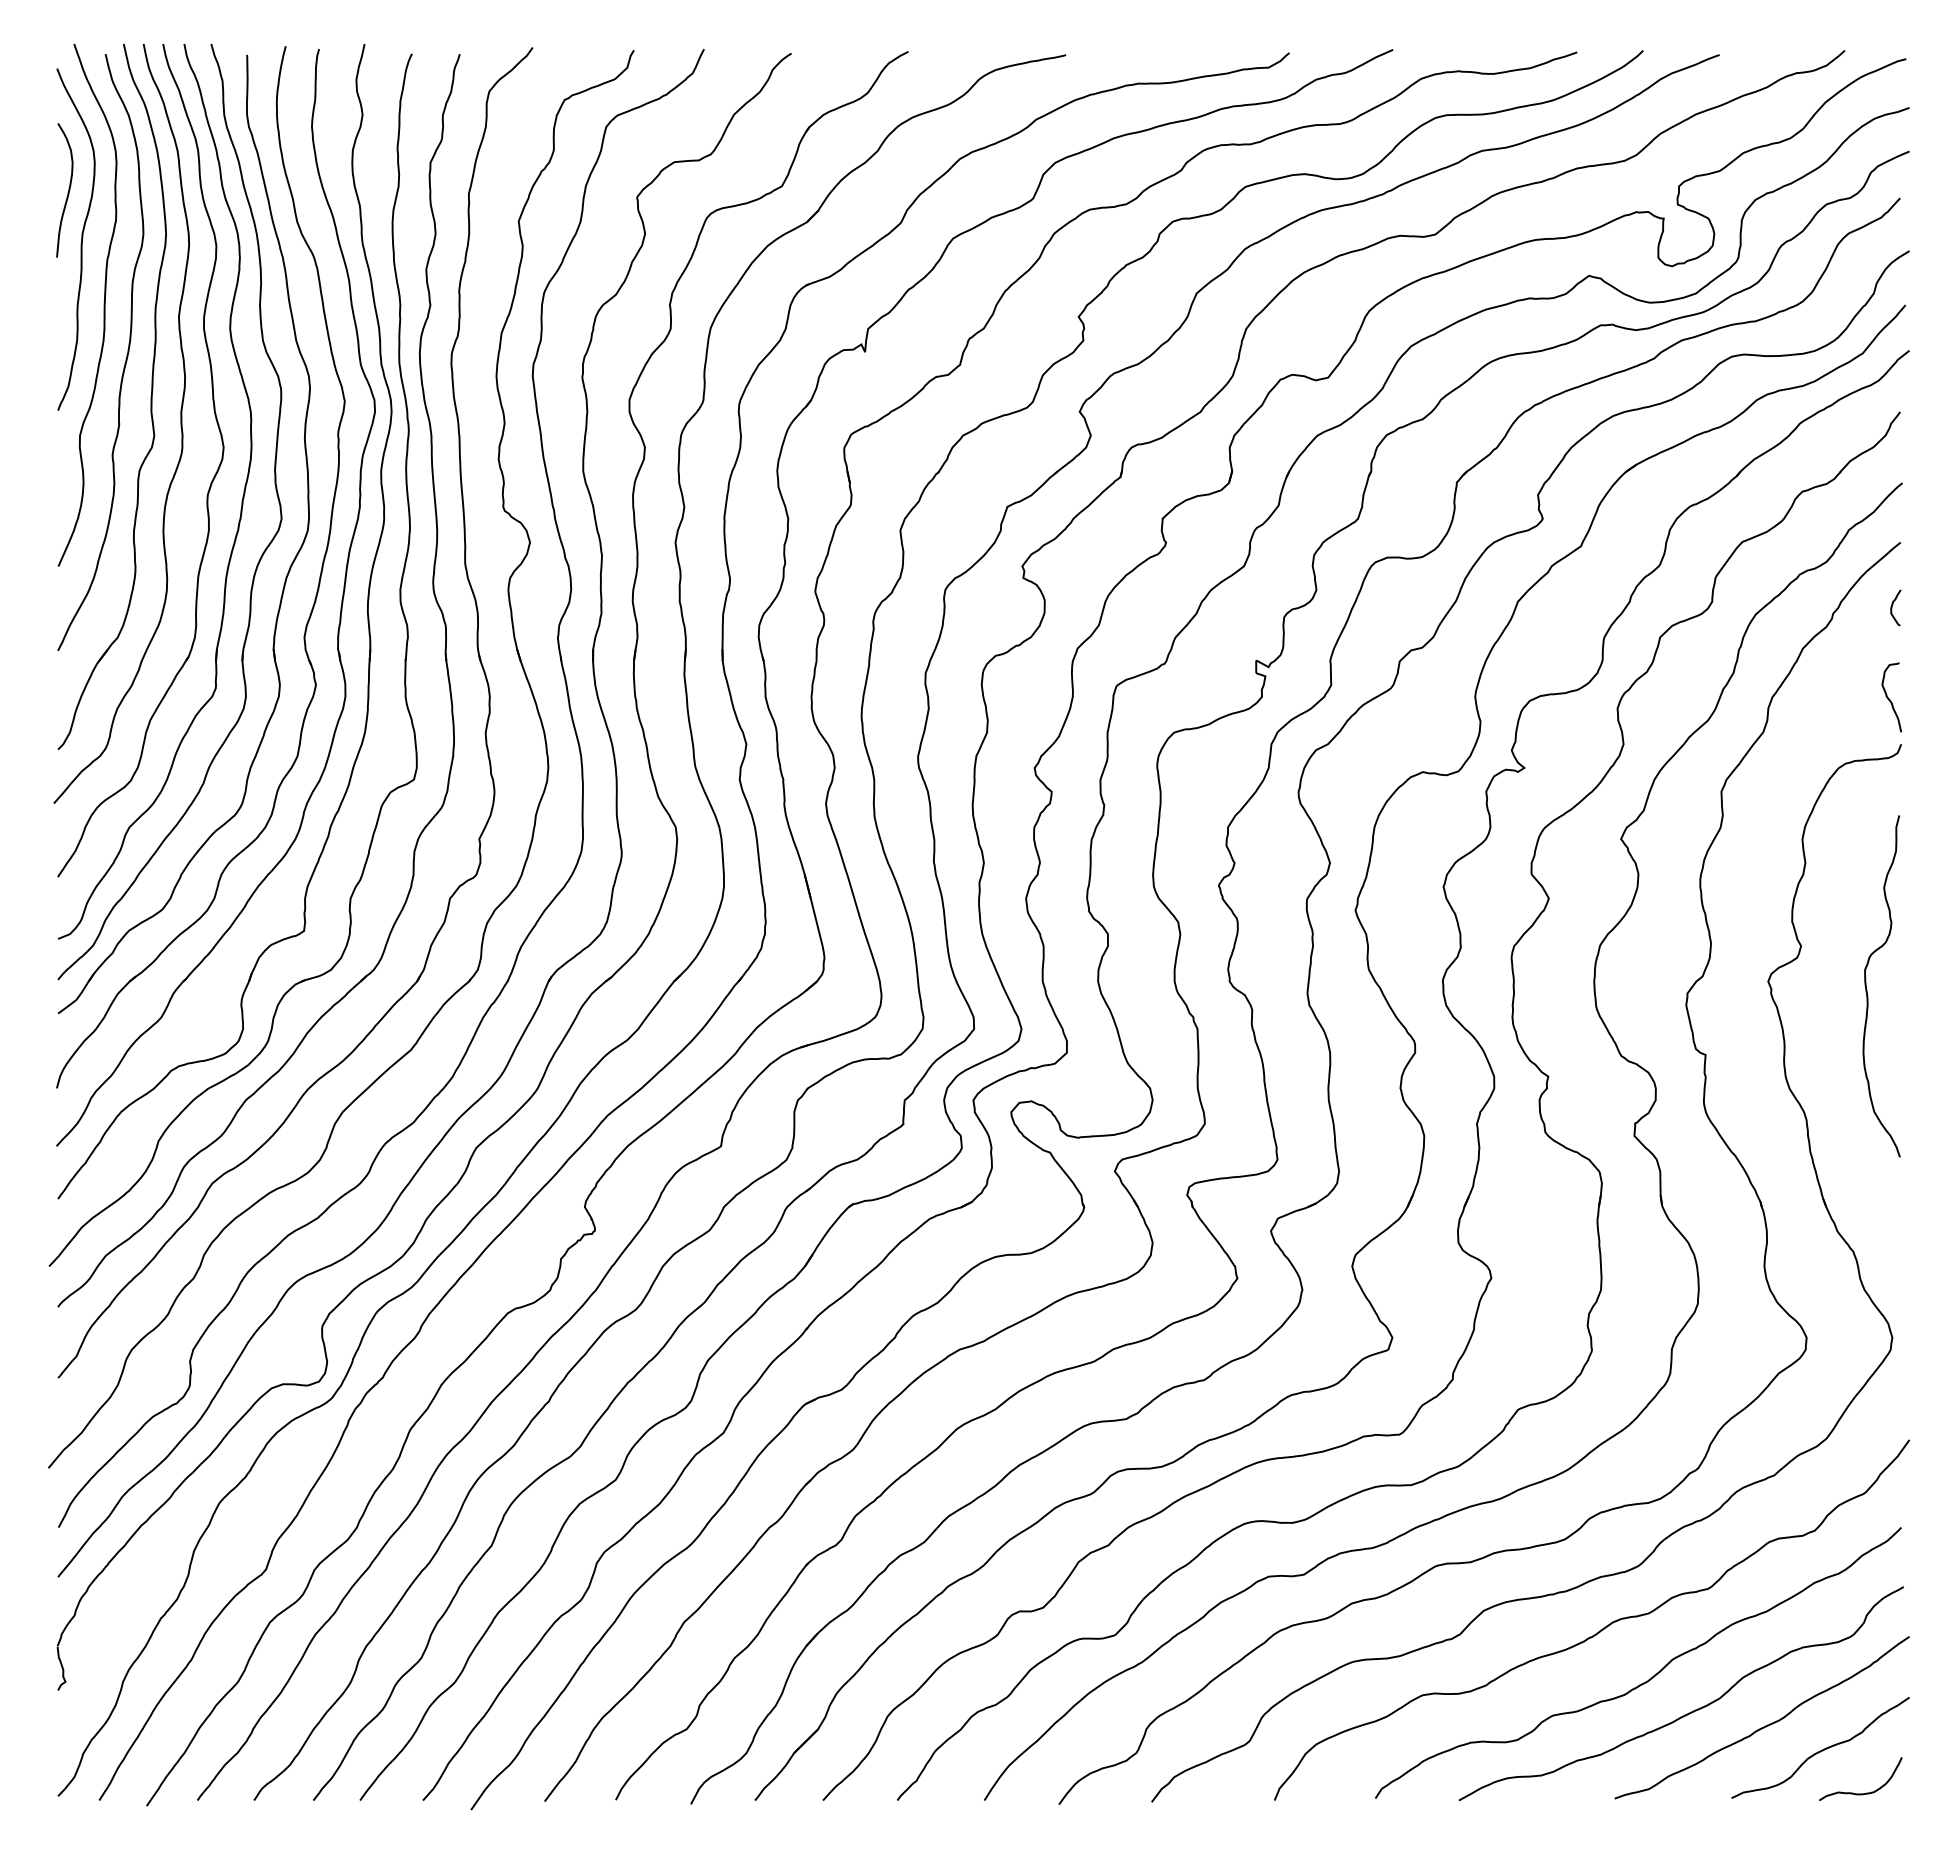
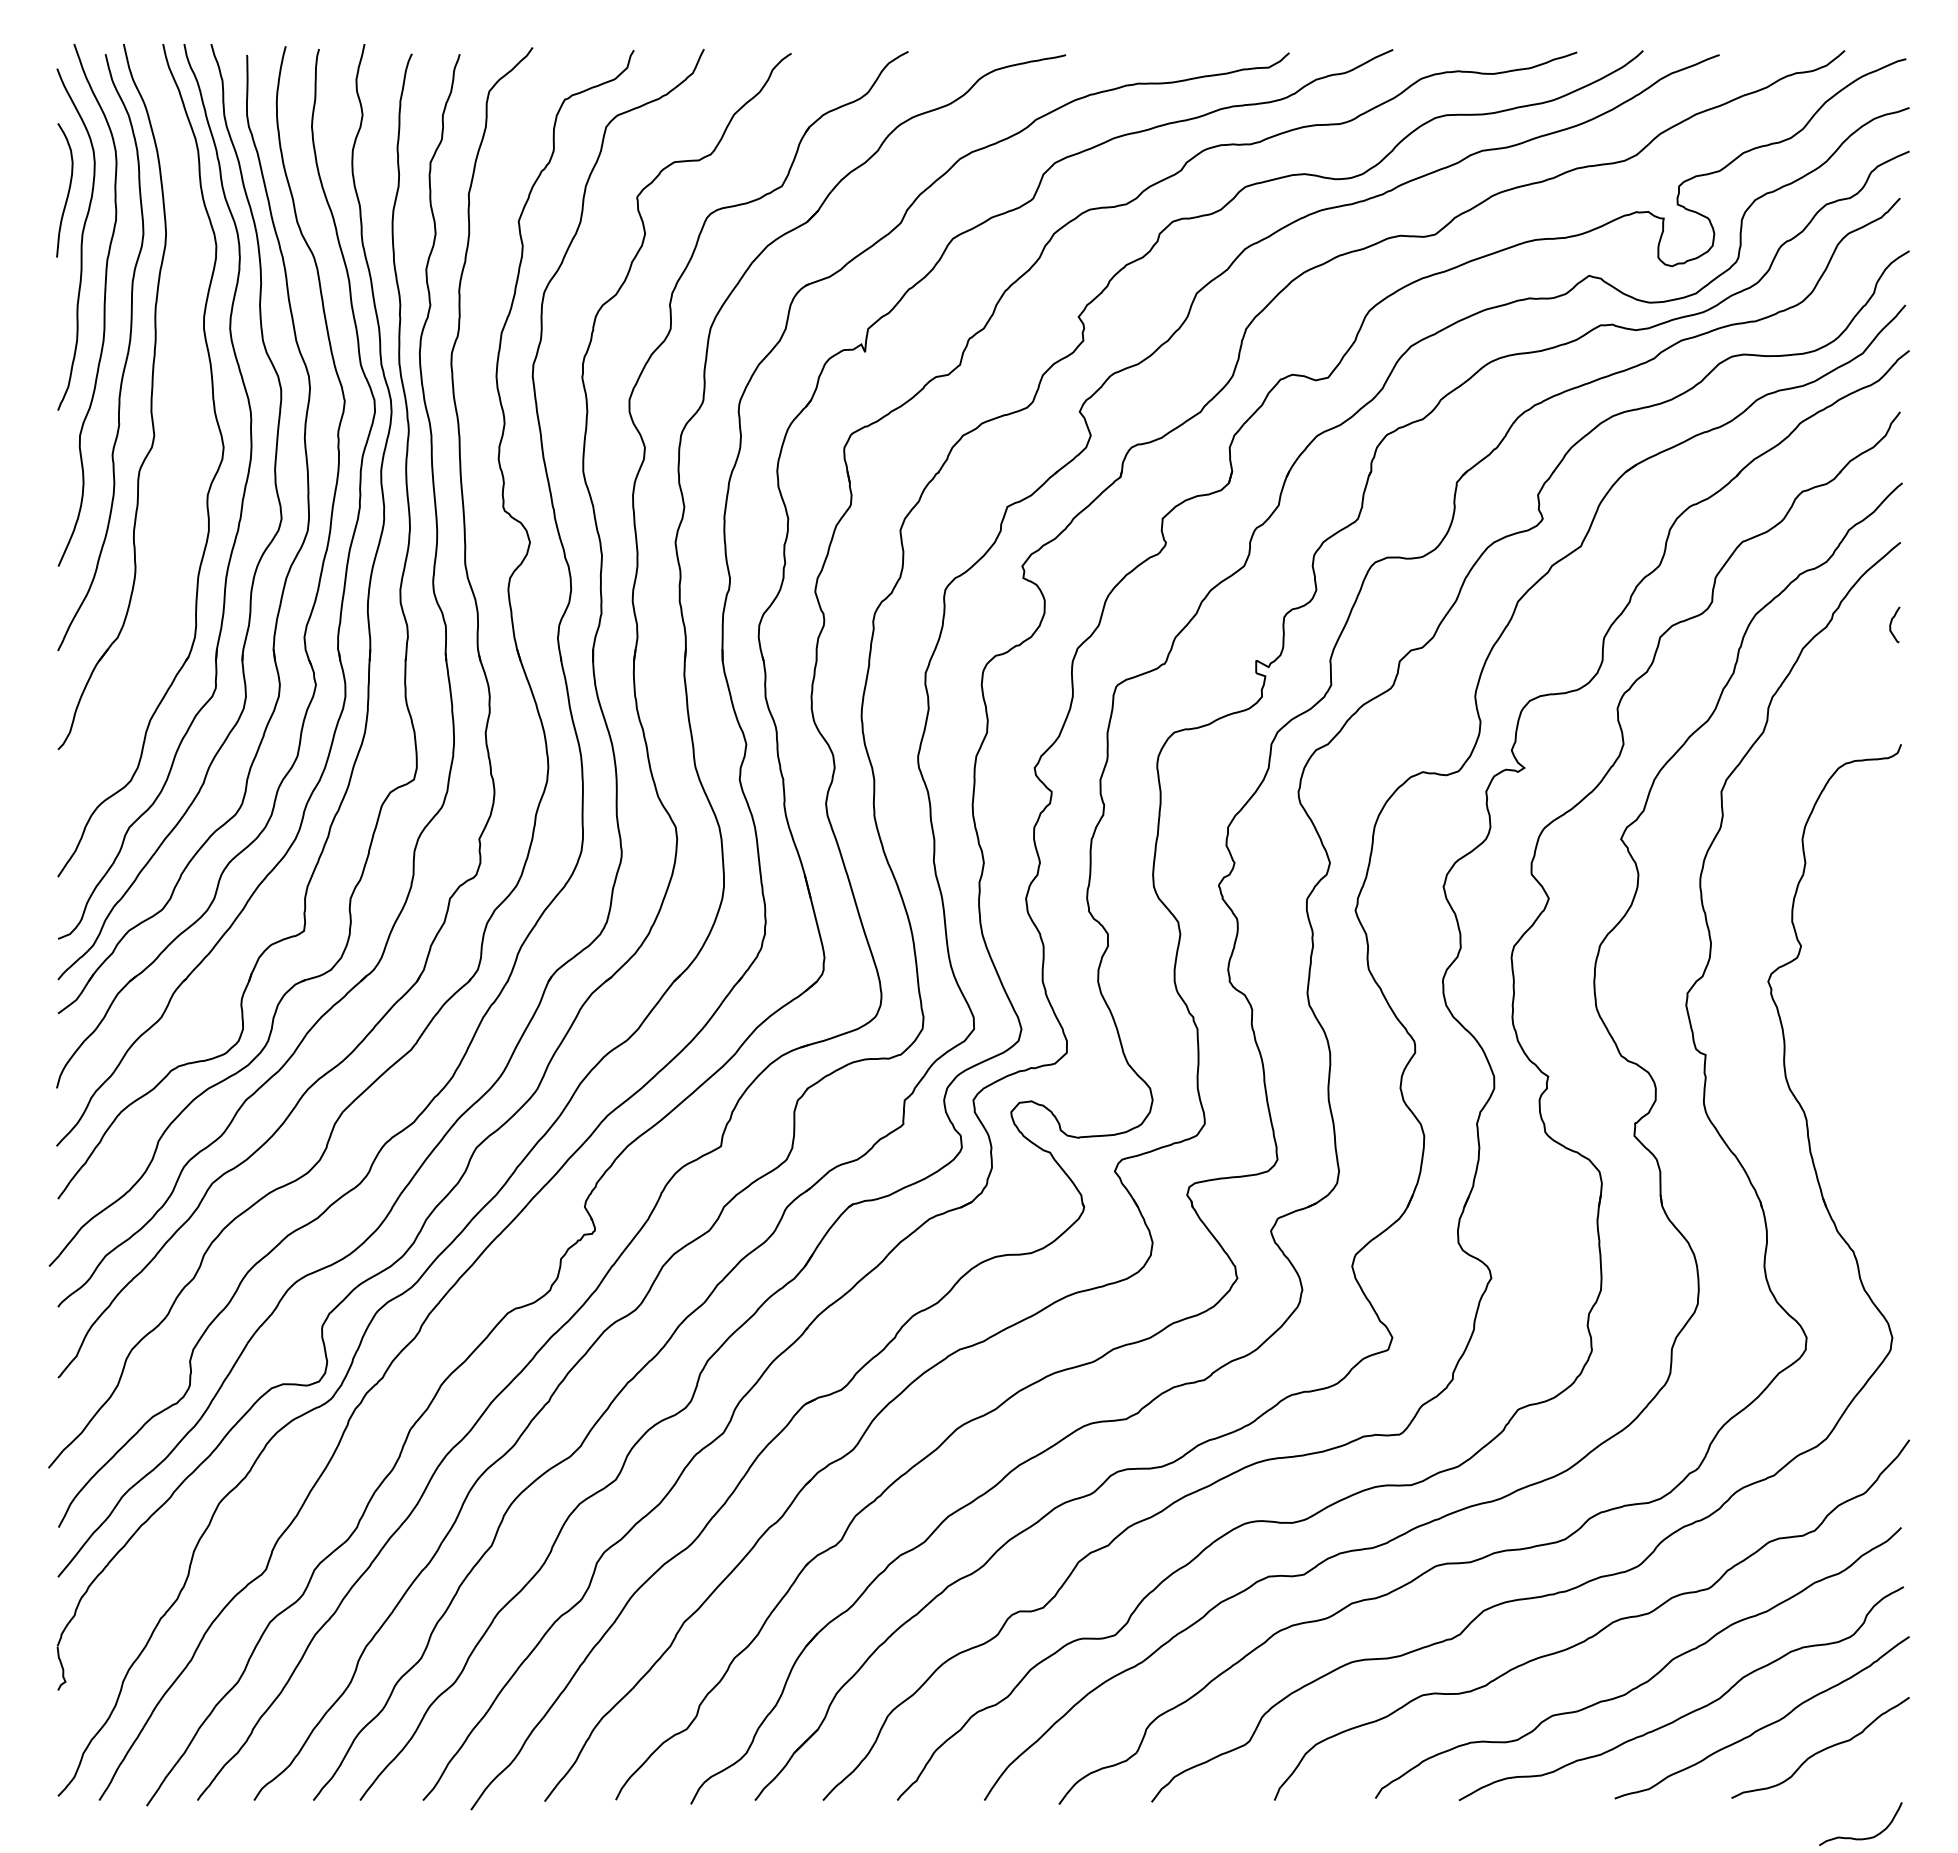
part: present -> none (180, 423)
curve position: (1892, 607) -> (1891, 624) (1891, 624)
curve: present -> none (1889, 698)
curve: present -> none (1867, 989)
curve position: (1860, 1793) -> (1860, 1838) (1860, 1838)
